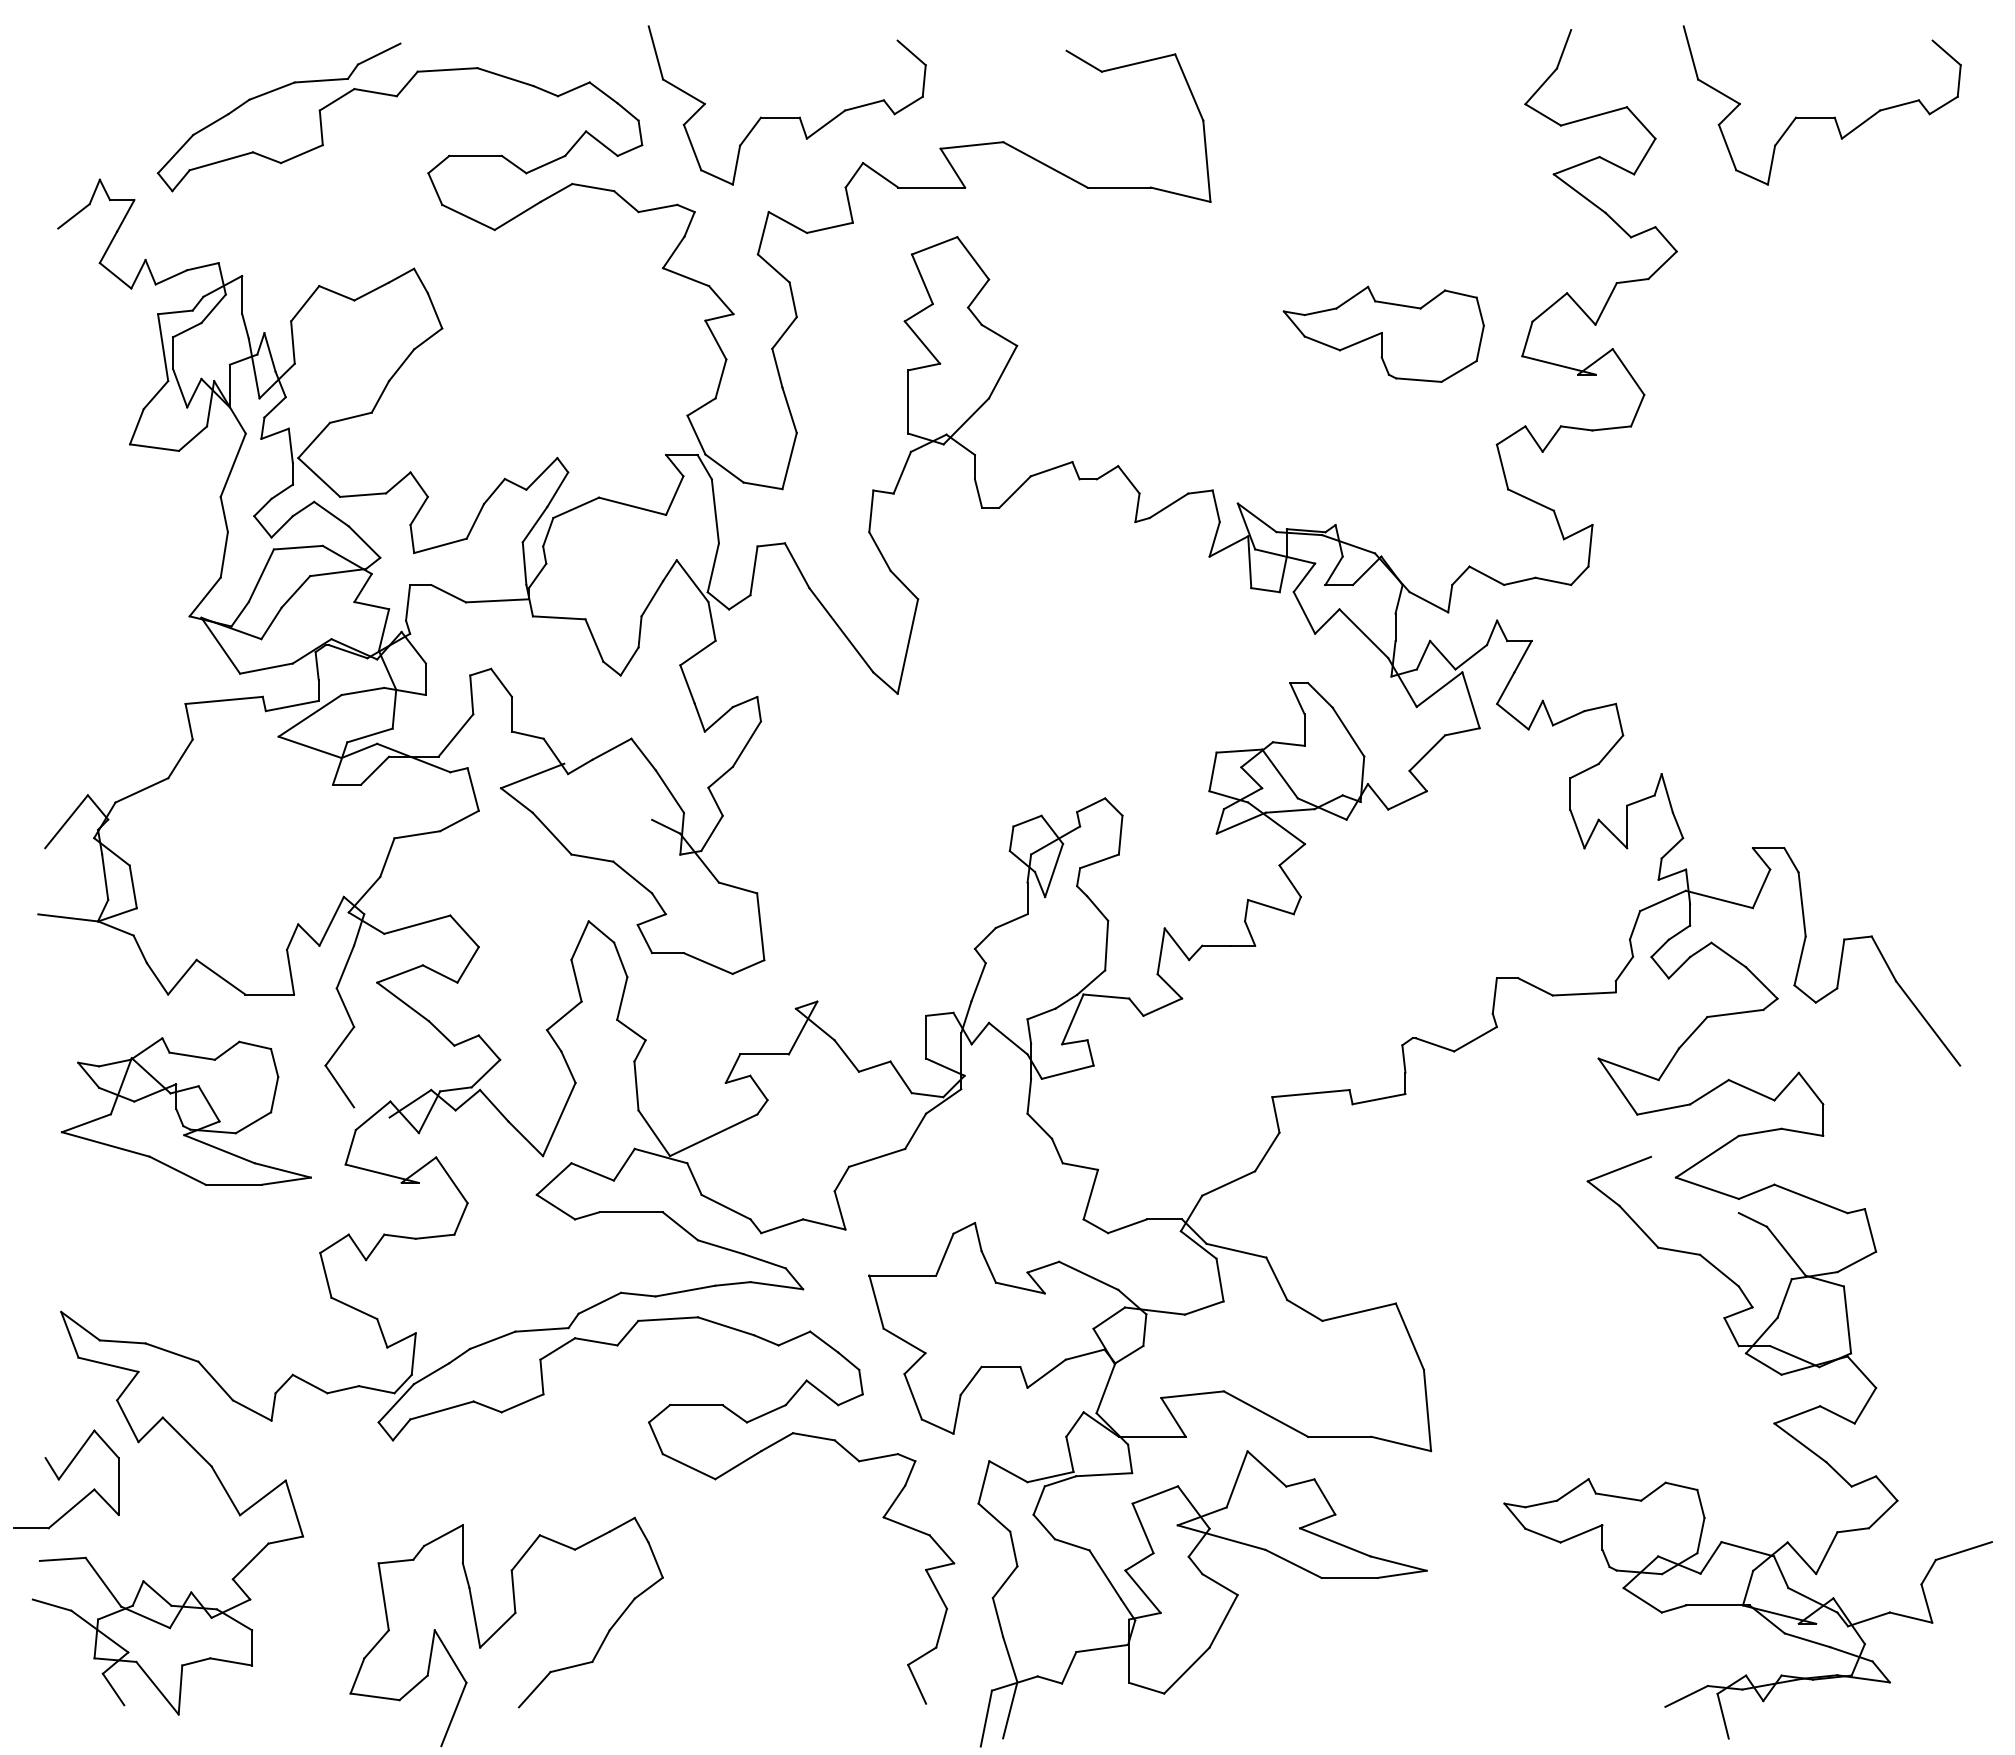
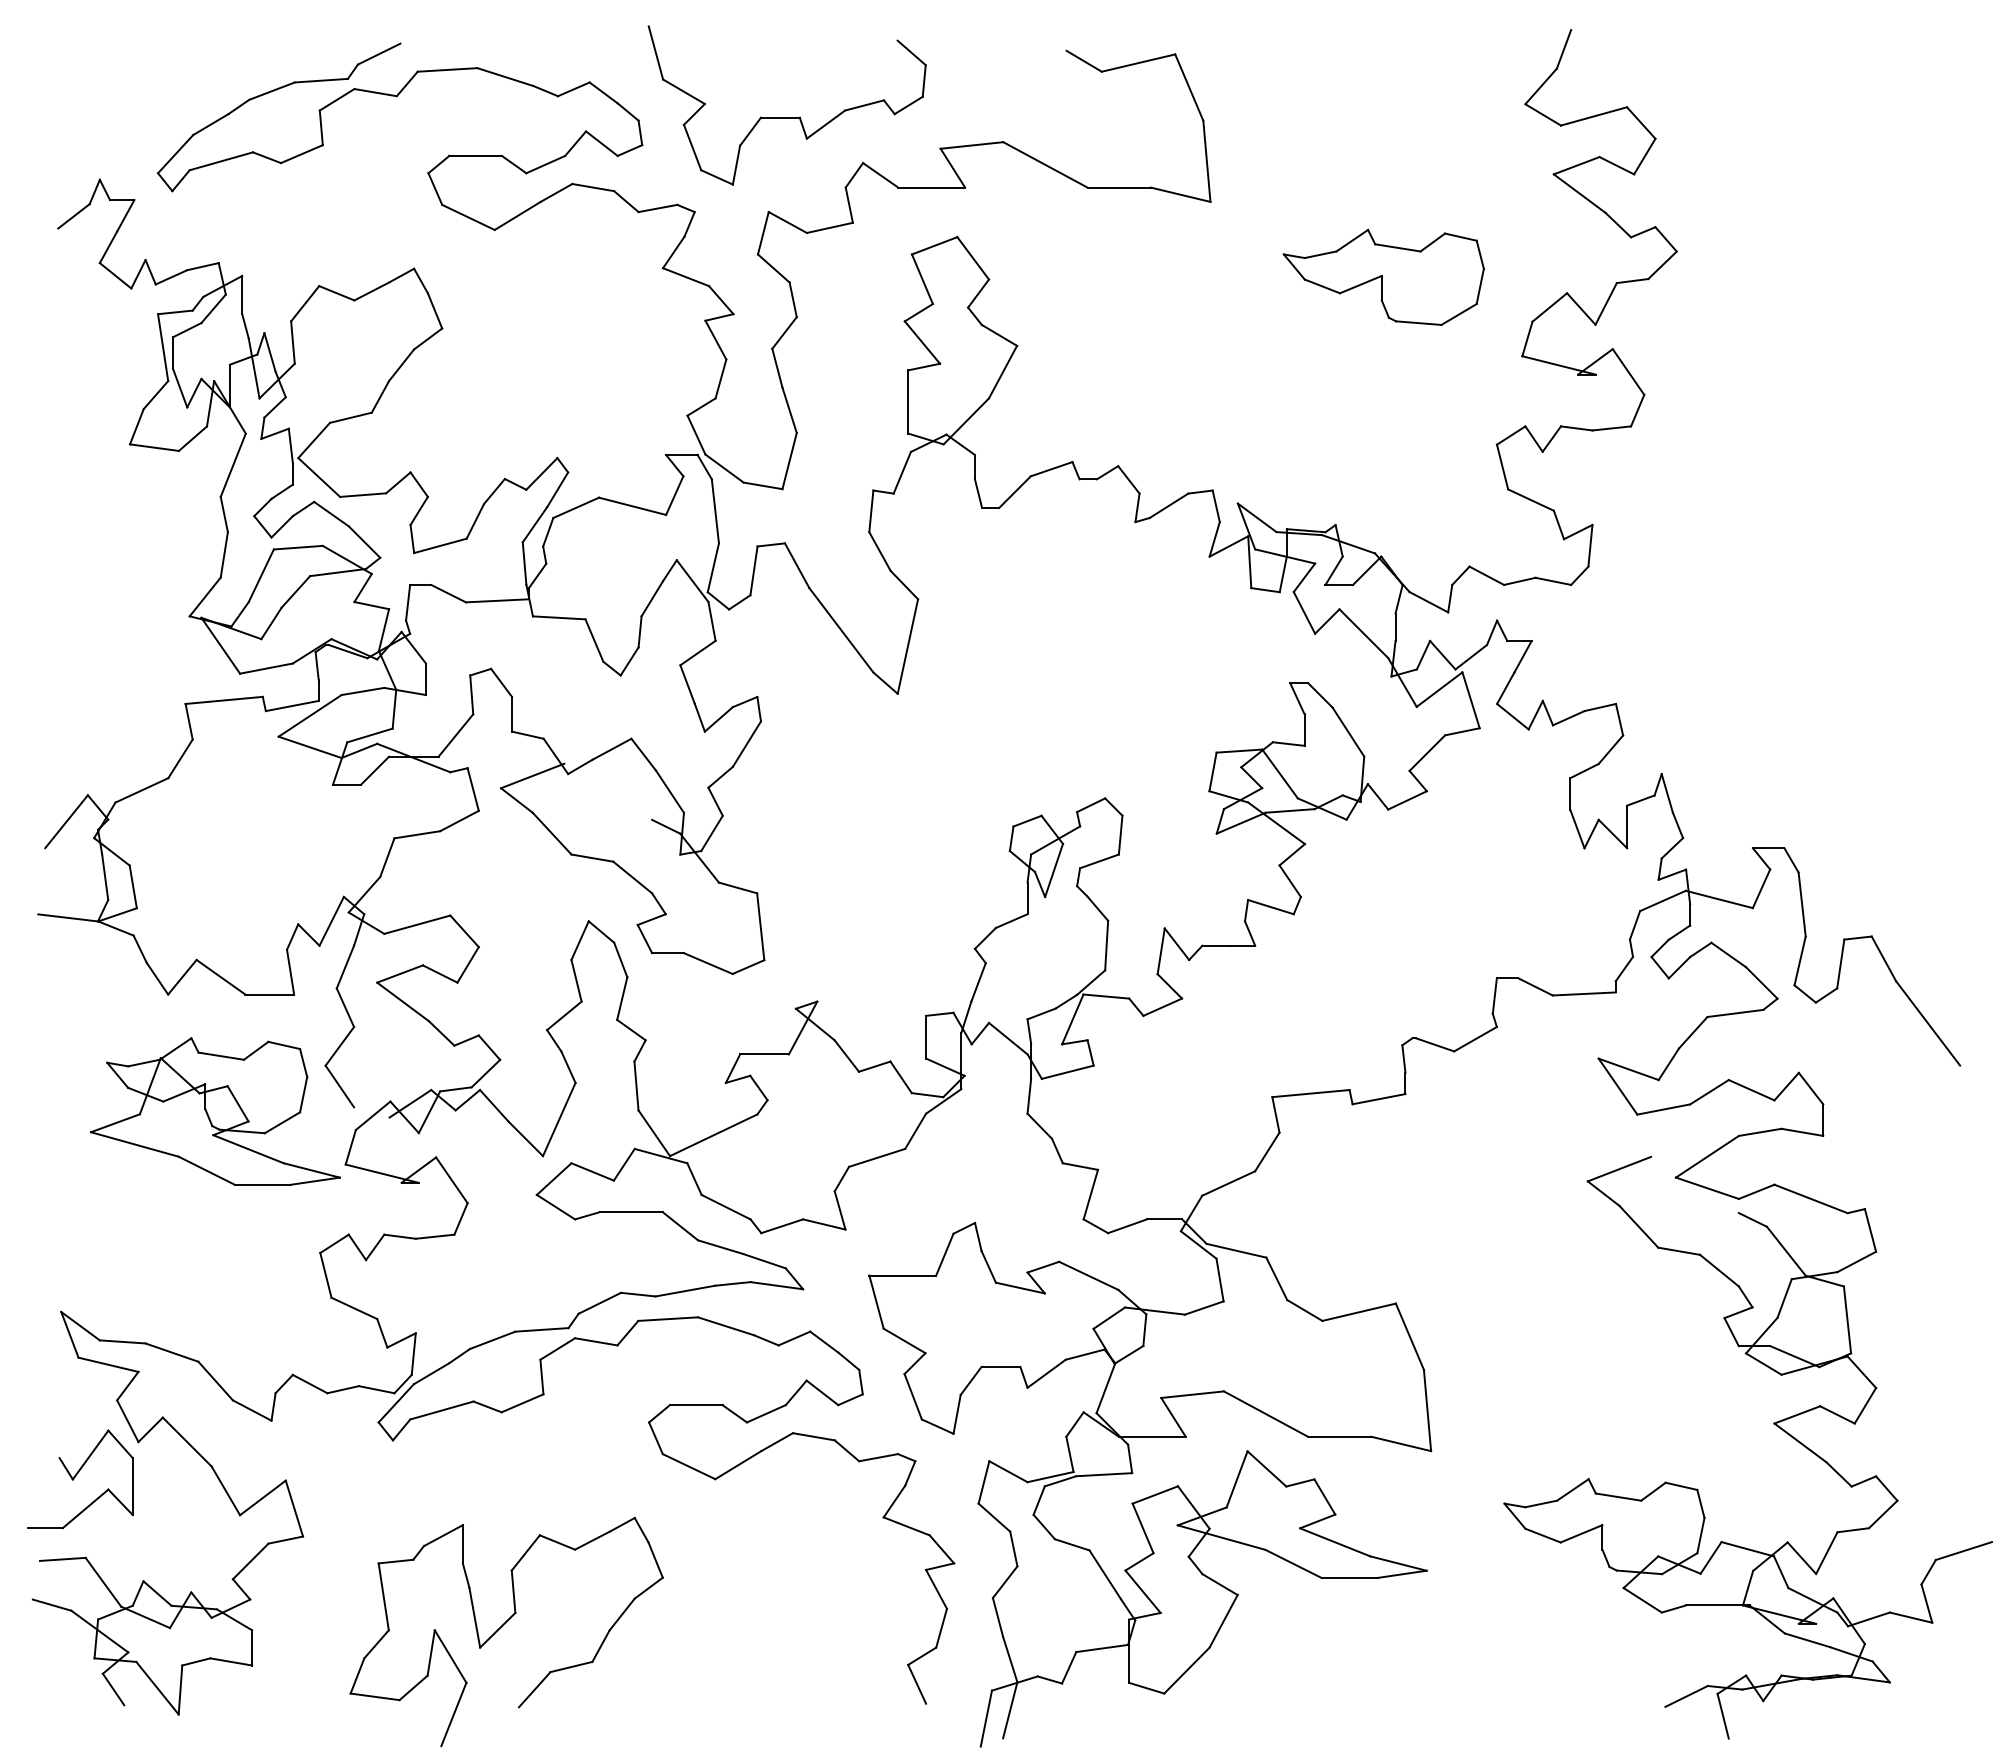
part: present -> none (1821, 117)
part position: (1383, 333) -> (1383, 276) (1383, 276)
part position: (186, 1111) -> (215, 1111) (215, 1111)
part position: (66, 1479) -> (80, 1479) (80, 1479)
